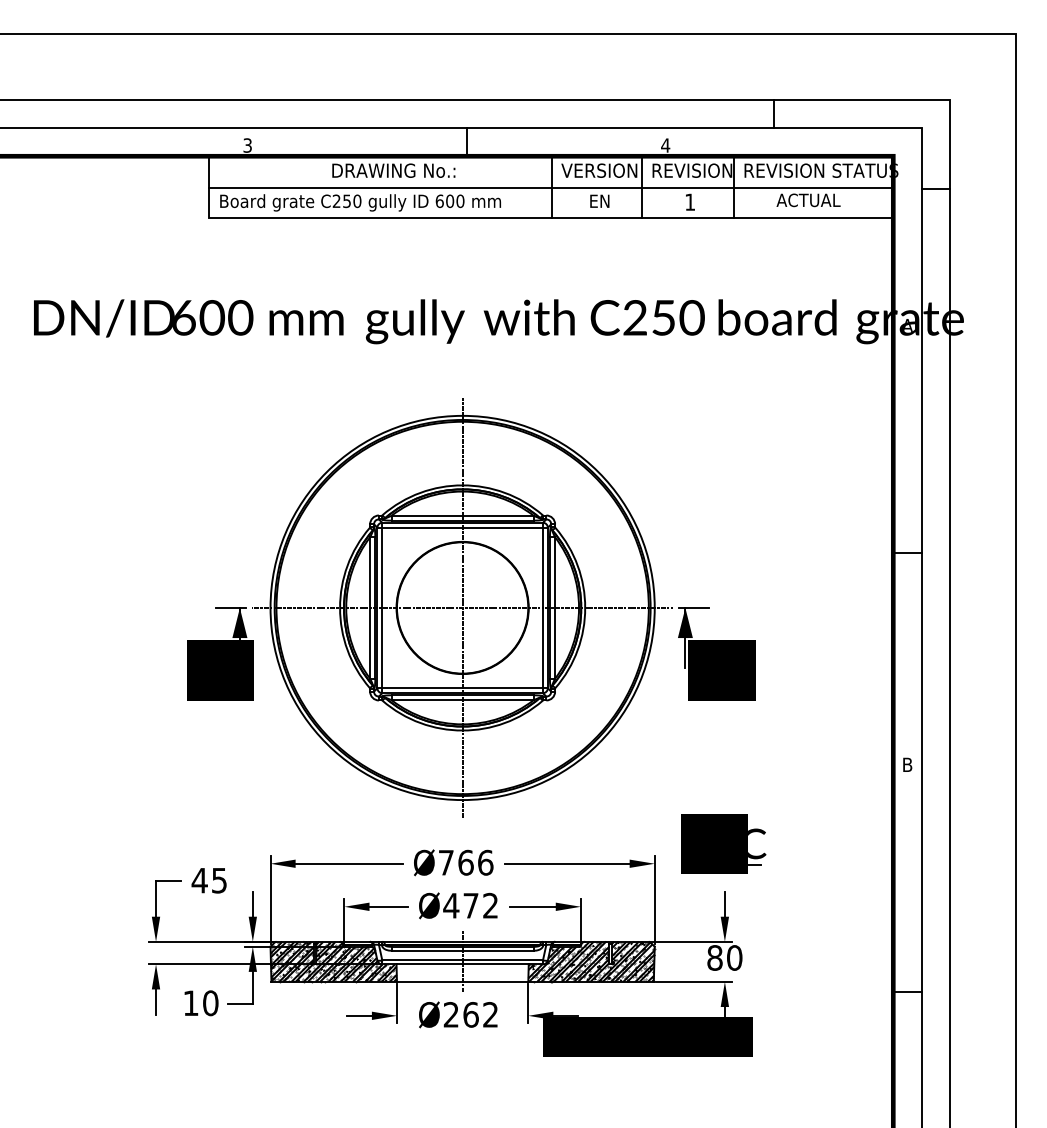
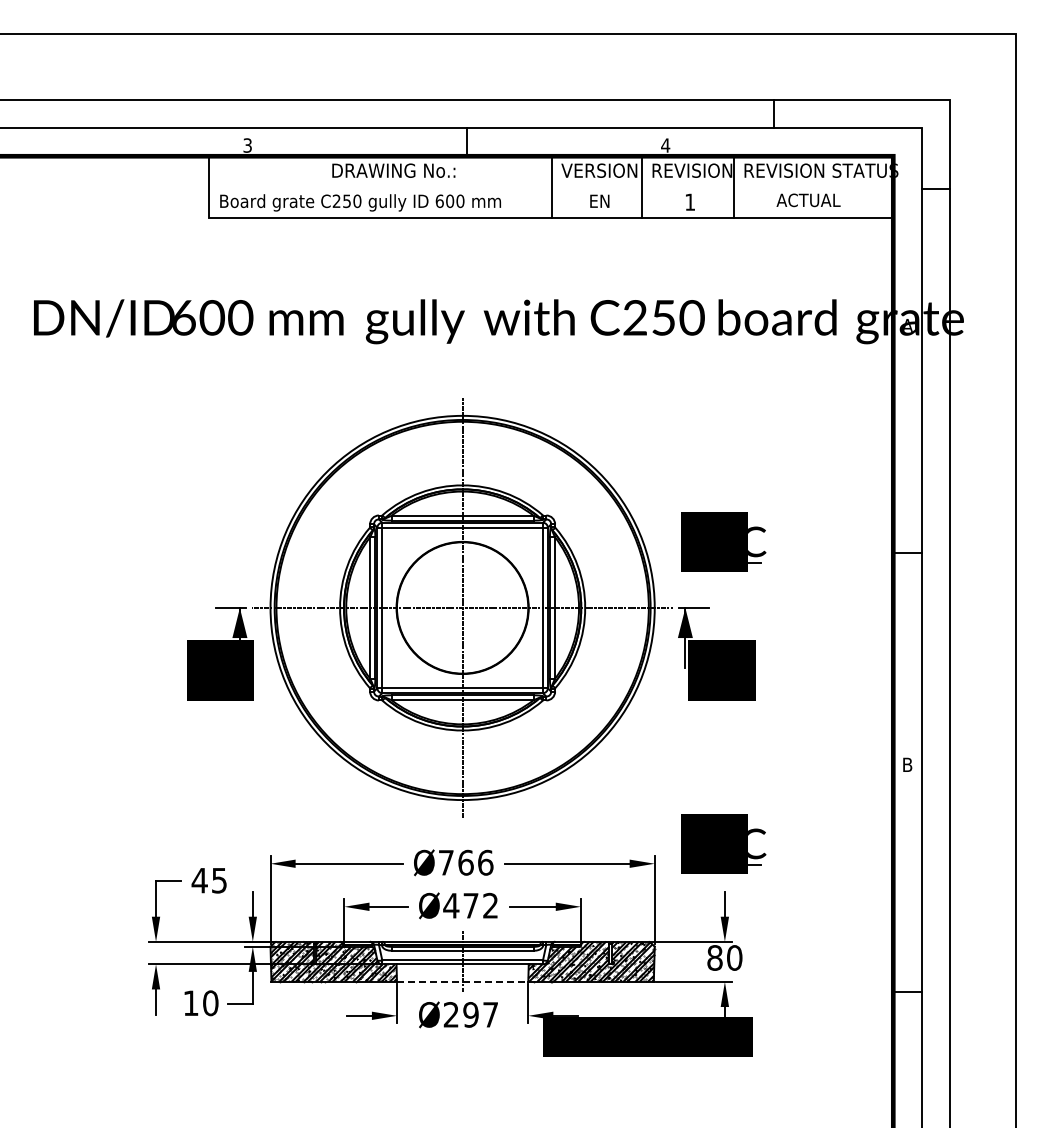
line: present -> none (550, 187)
part: none -> present (723, 541)
line: solid -> dashed (462, 981)
text: Ø262 -> Ø297 (480, 1014)
